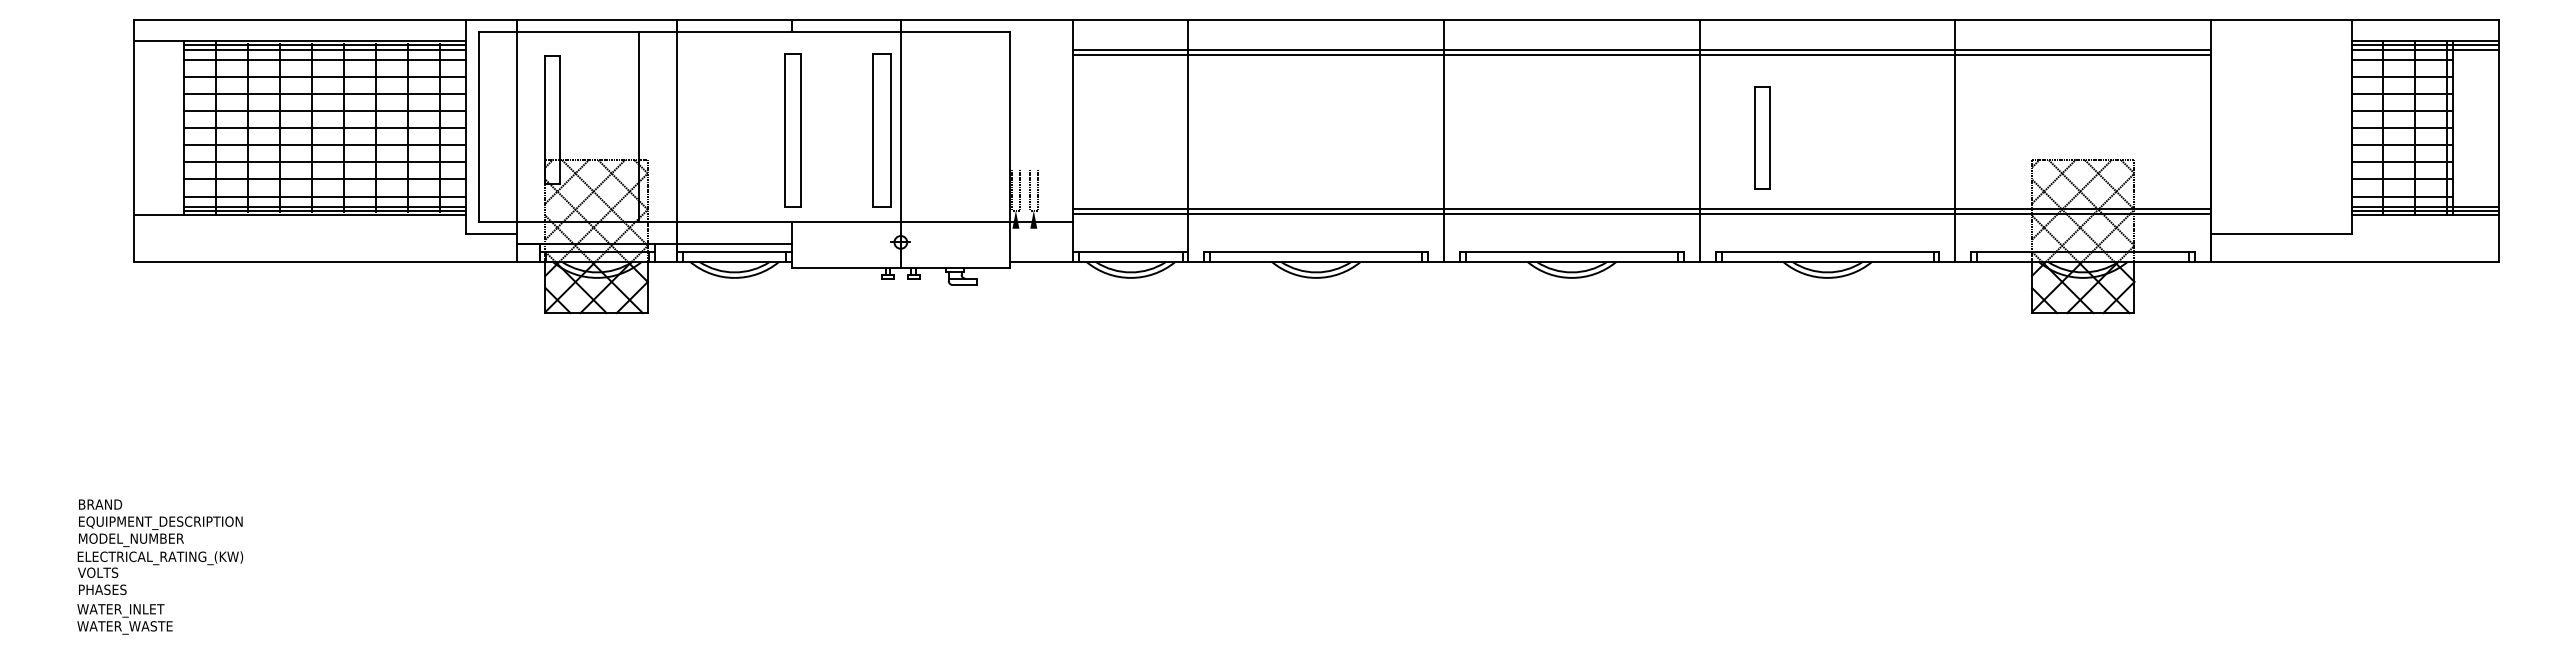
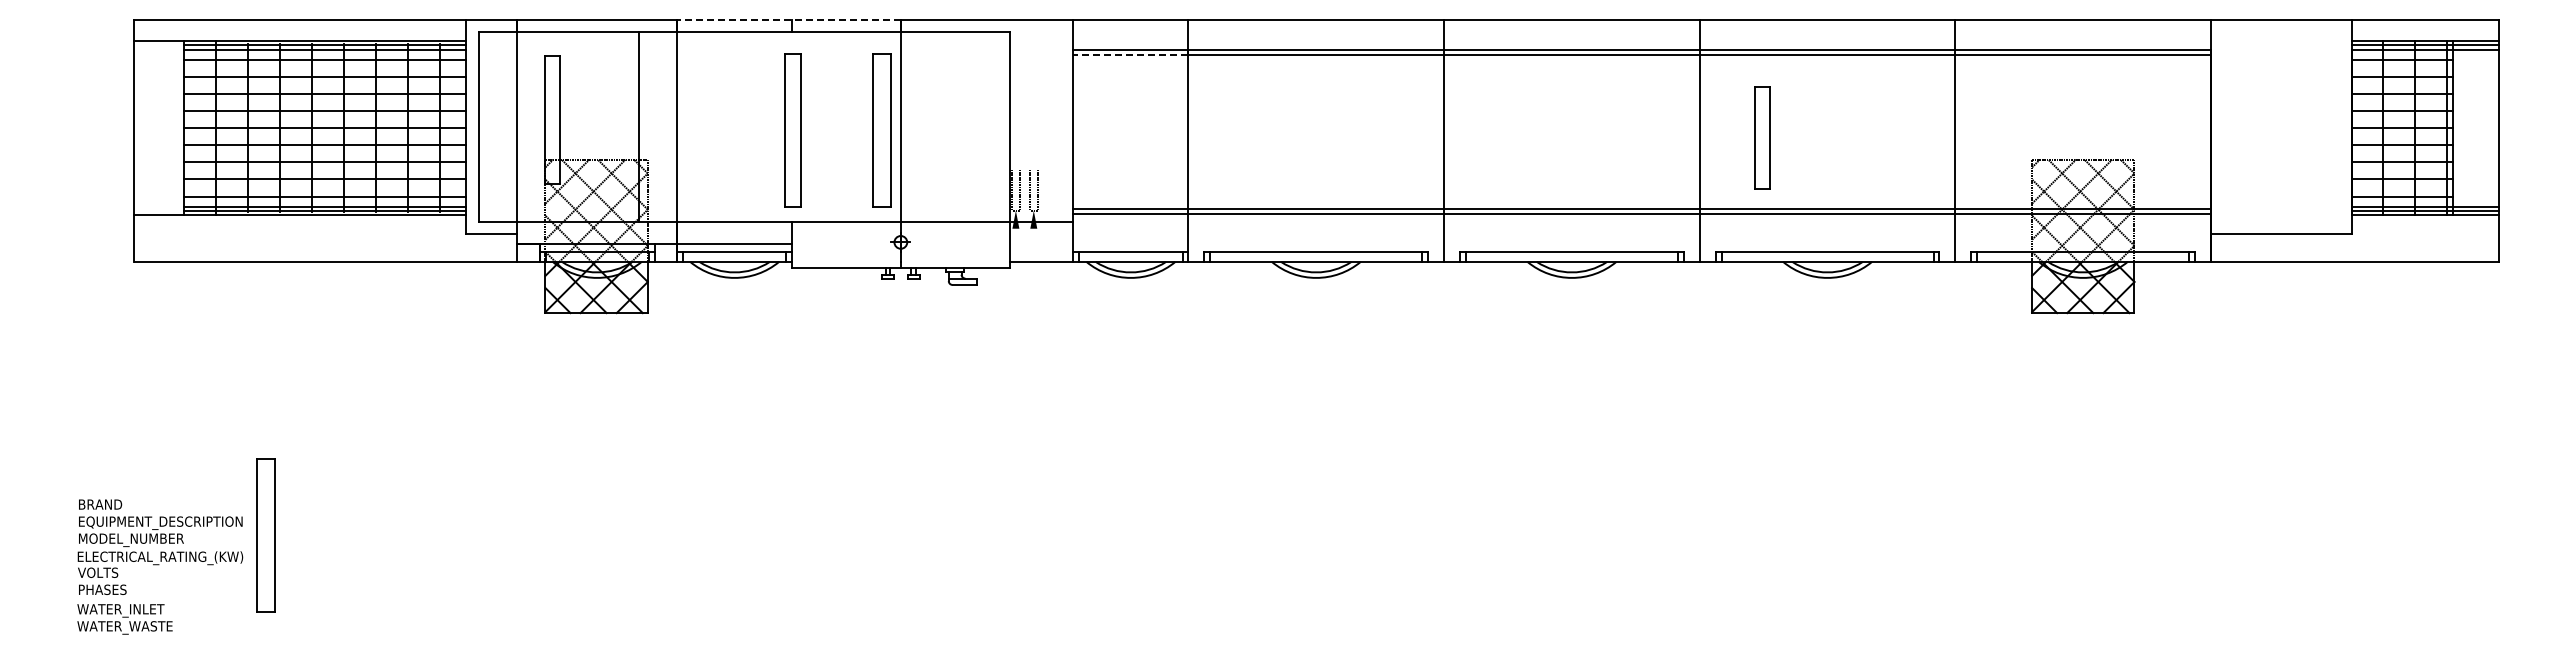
line: solid -> dashed (789, 19)
line: solid -> dashed (1130, 55)
part: none -> present (265, 535)
